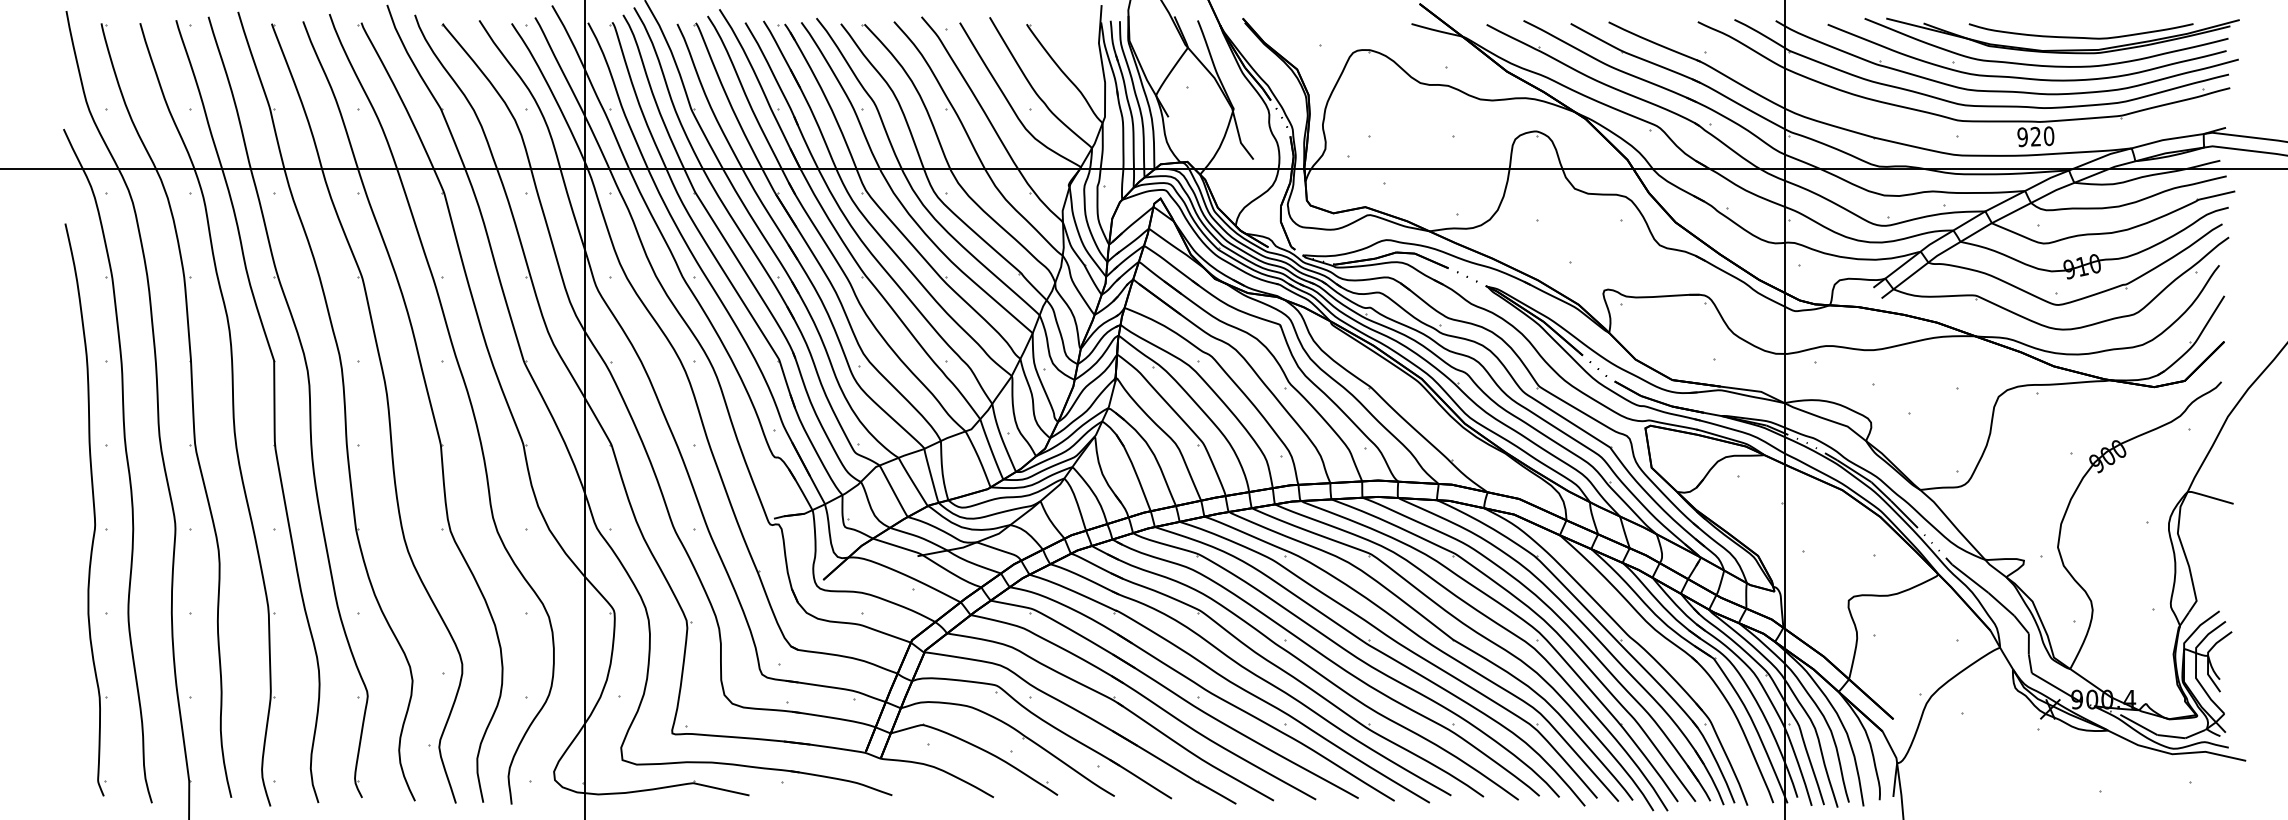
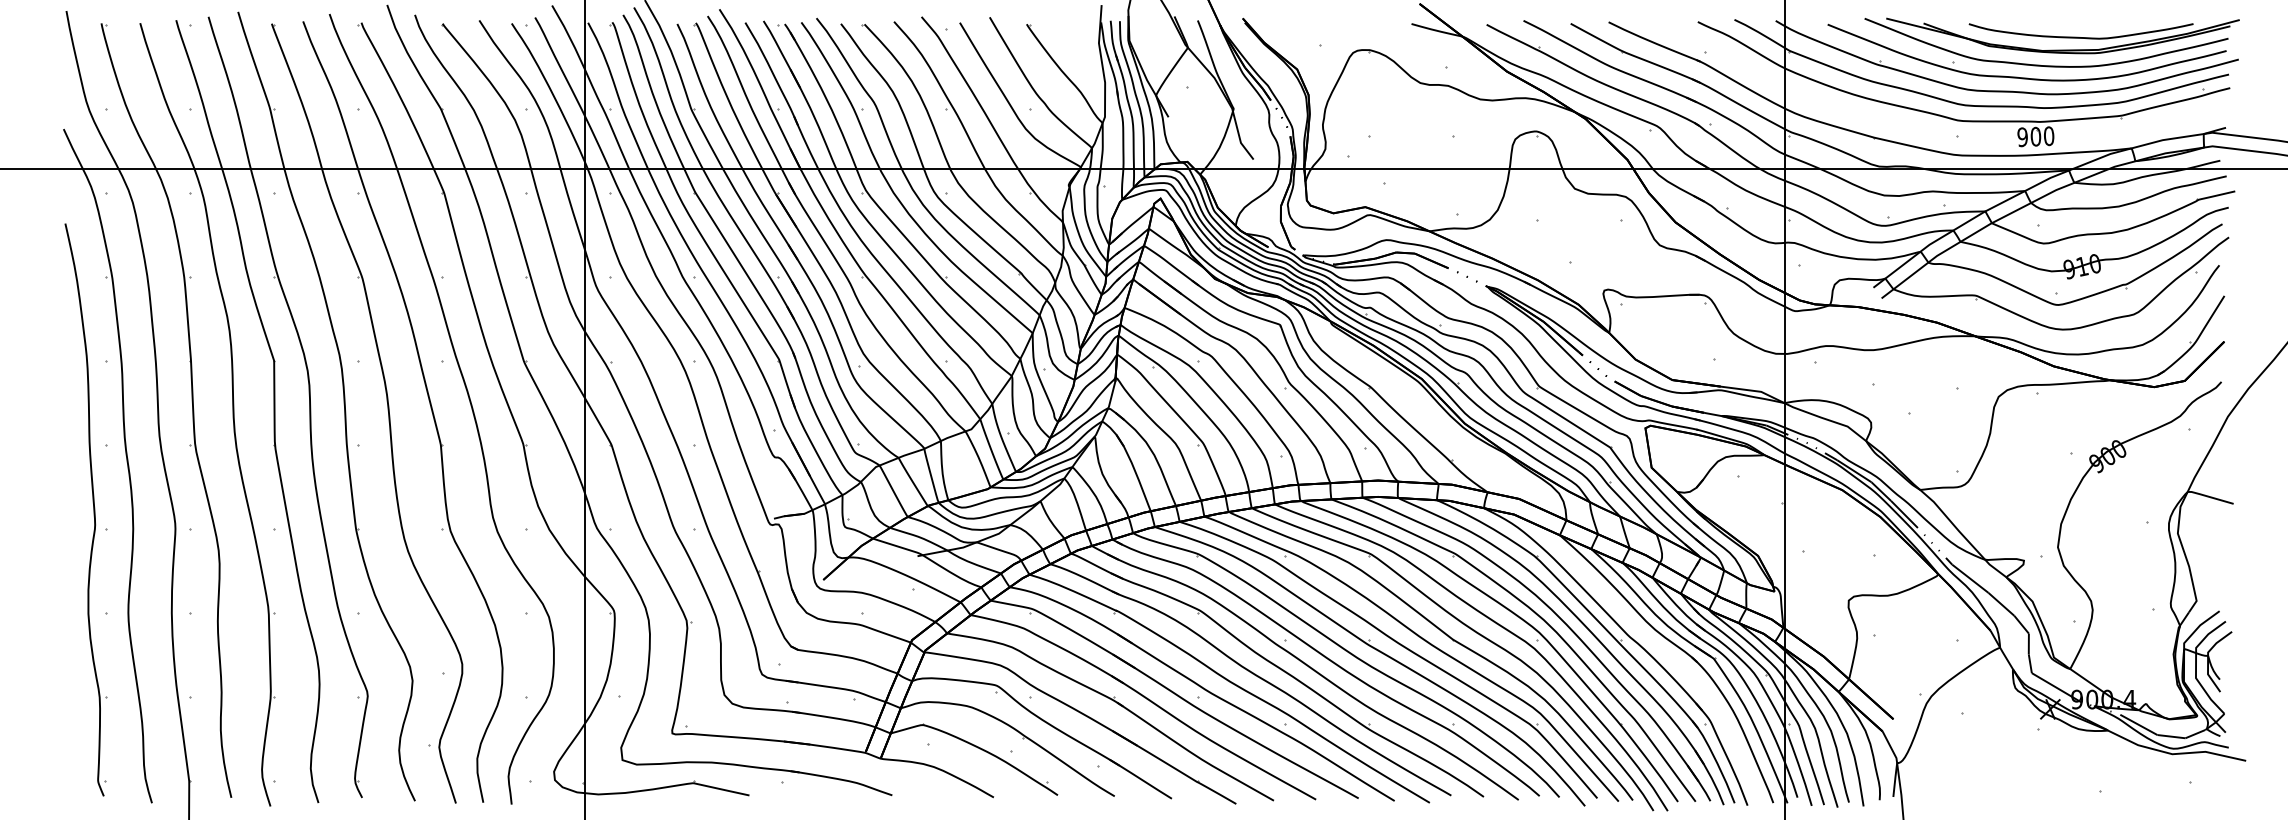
text: 920 -> 900 (2035, 136)
